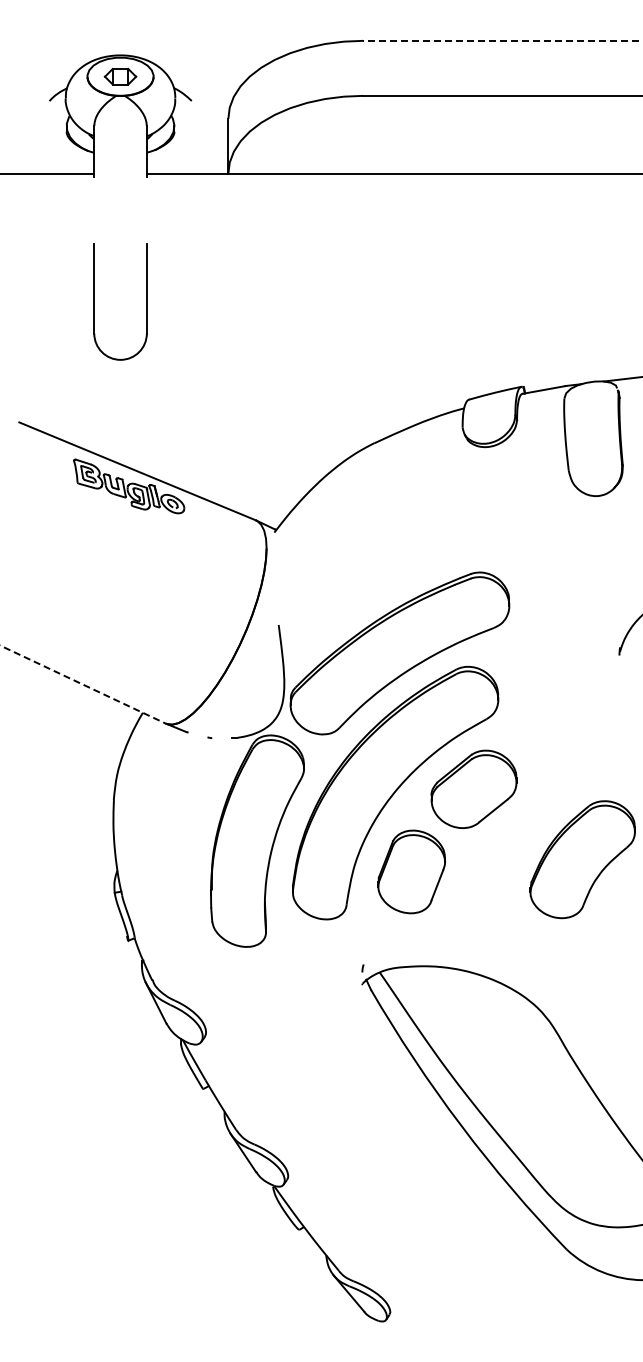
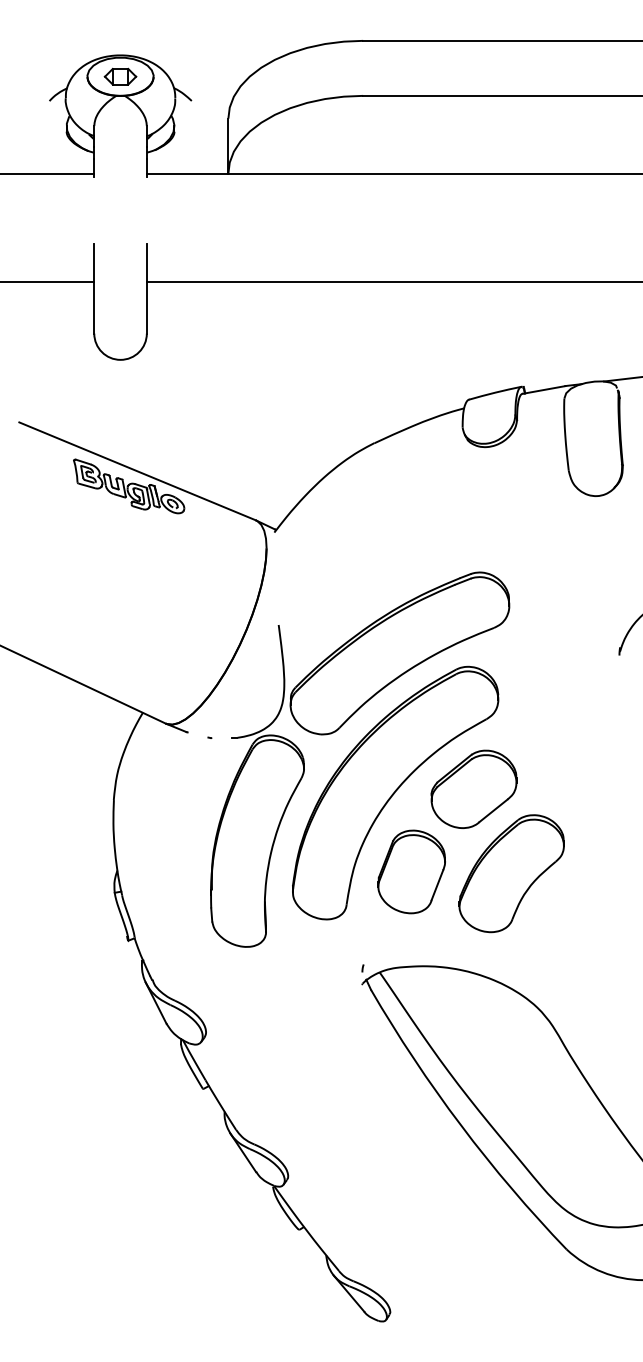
line: dashed -> solid (502, 40)
line: none -> present (48, 281)
line: none -> present (392, 281)
line: dashed -> solid (83, 684)
part position: (582, 859) -> (511, 873) (511, 873)
